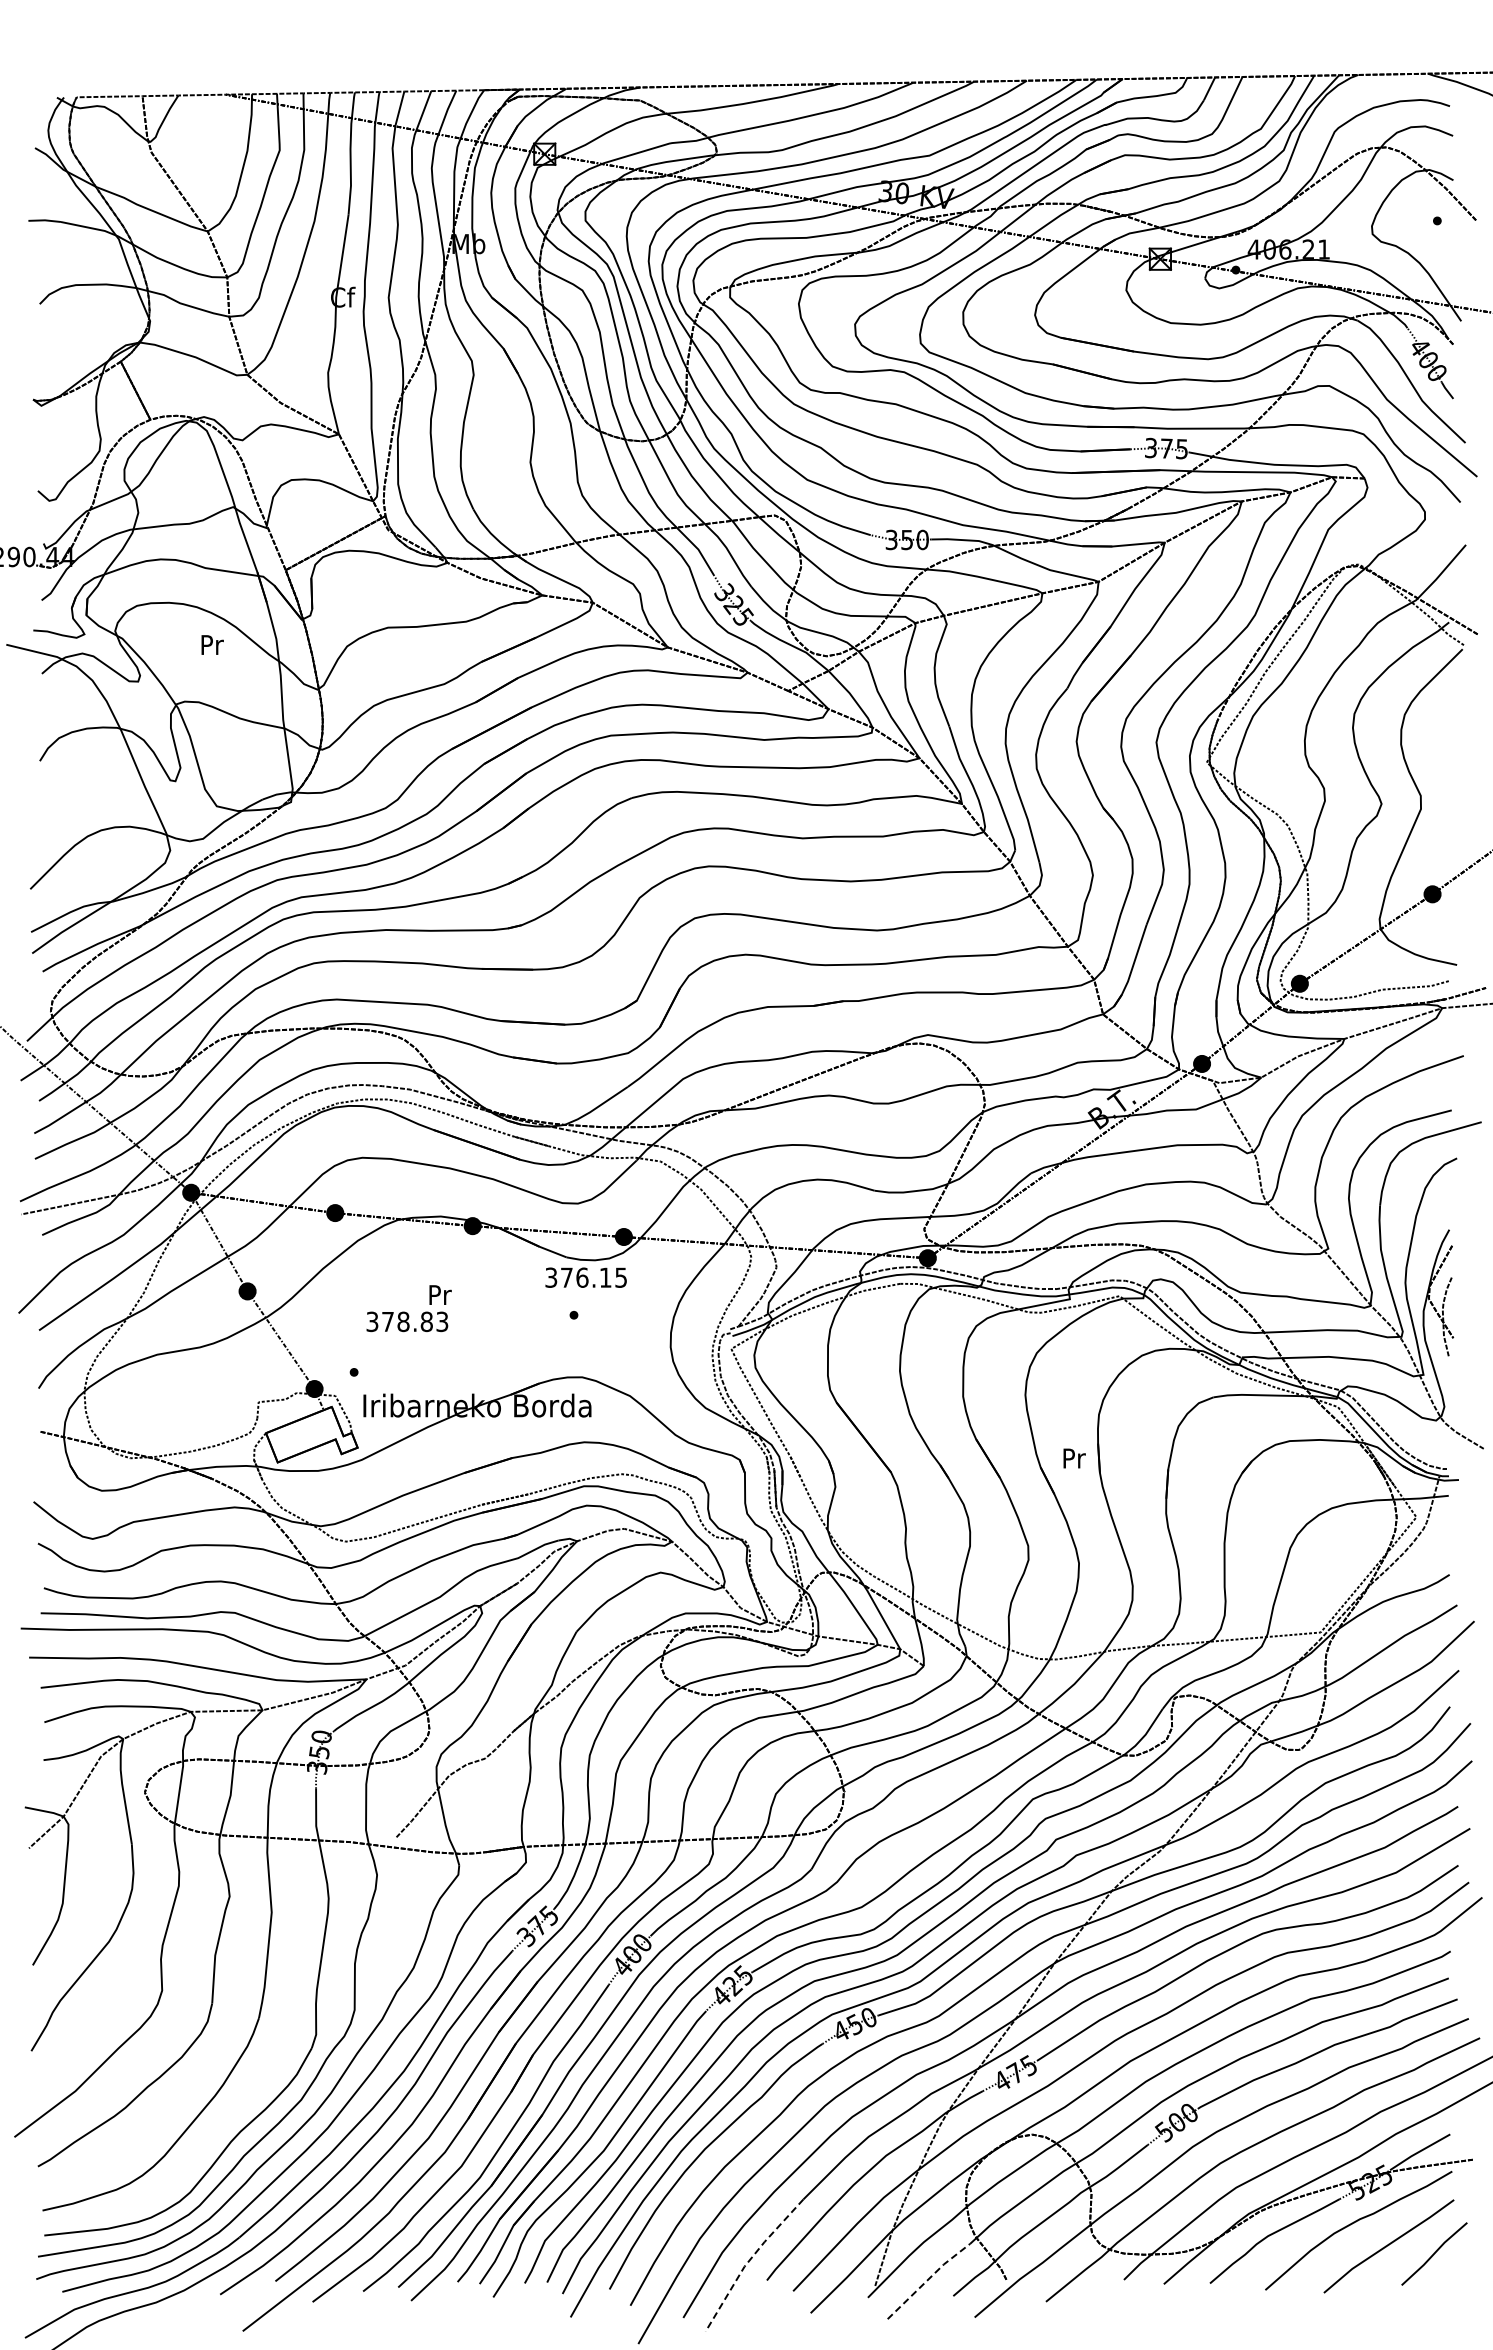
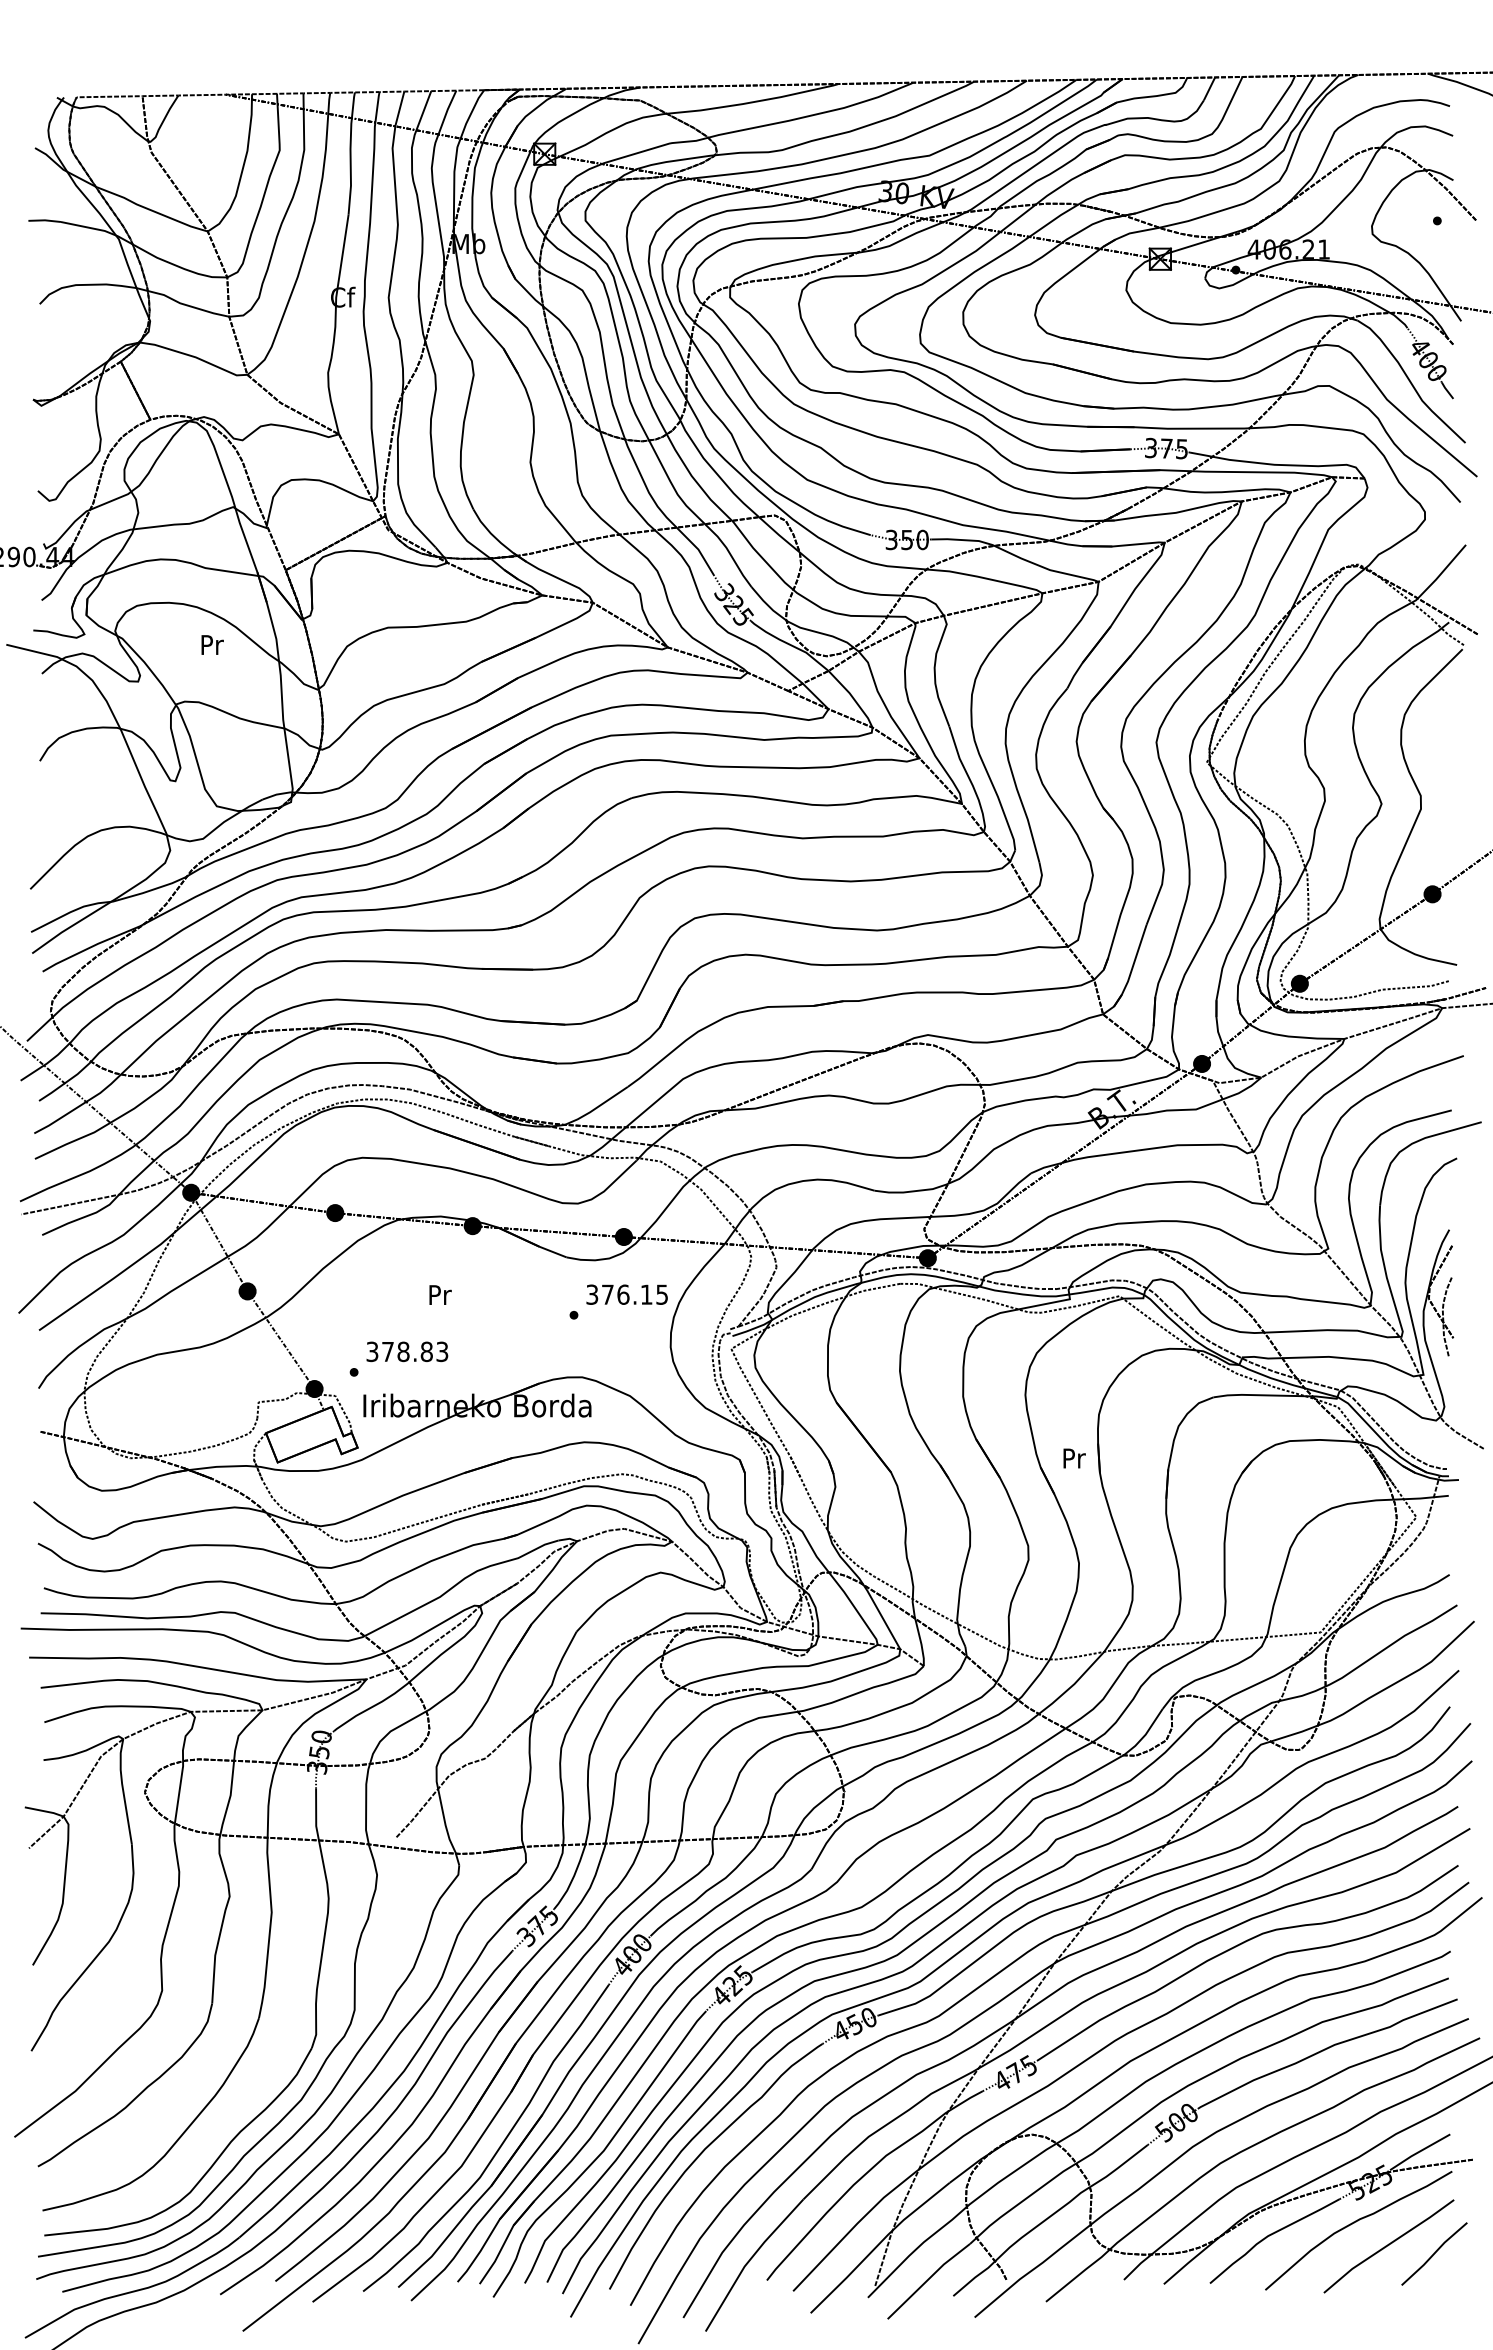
text position: (585, 1277) -> (626, 1294) (626, 1294)
text position: (407, 1321) -> (407, 1351) (407, 1351)
line: dashed -> solid (748, 2261)
line: dashed -> solid (928, 2279)
